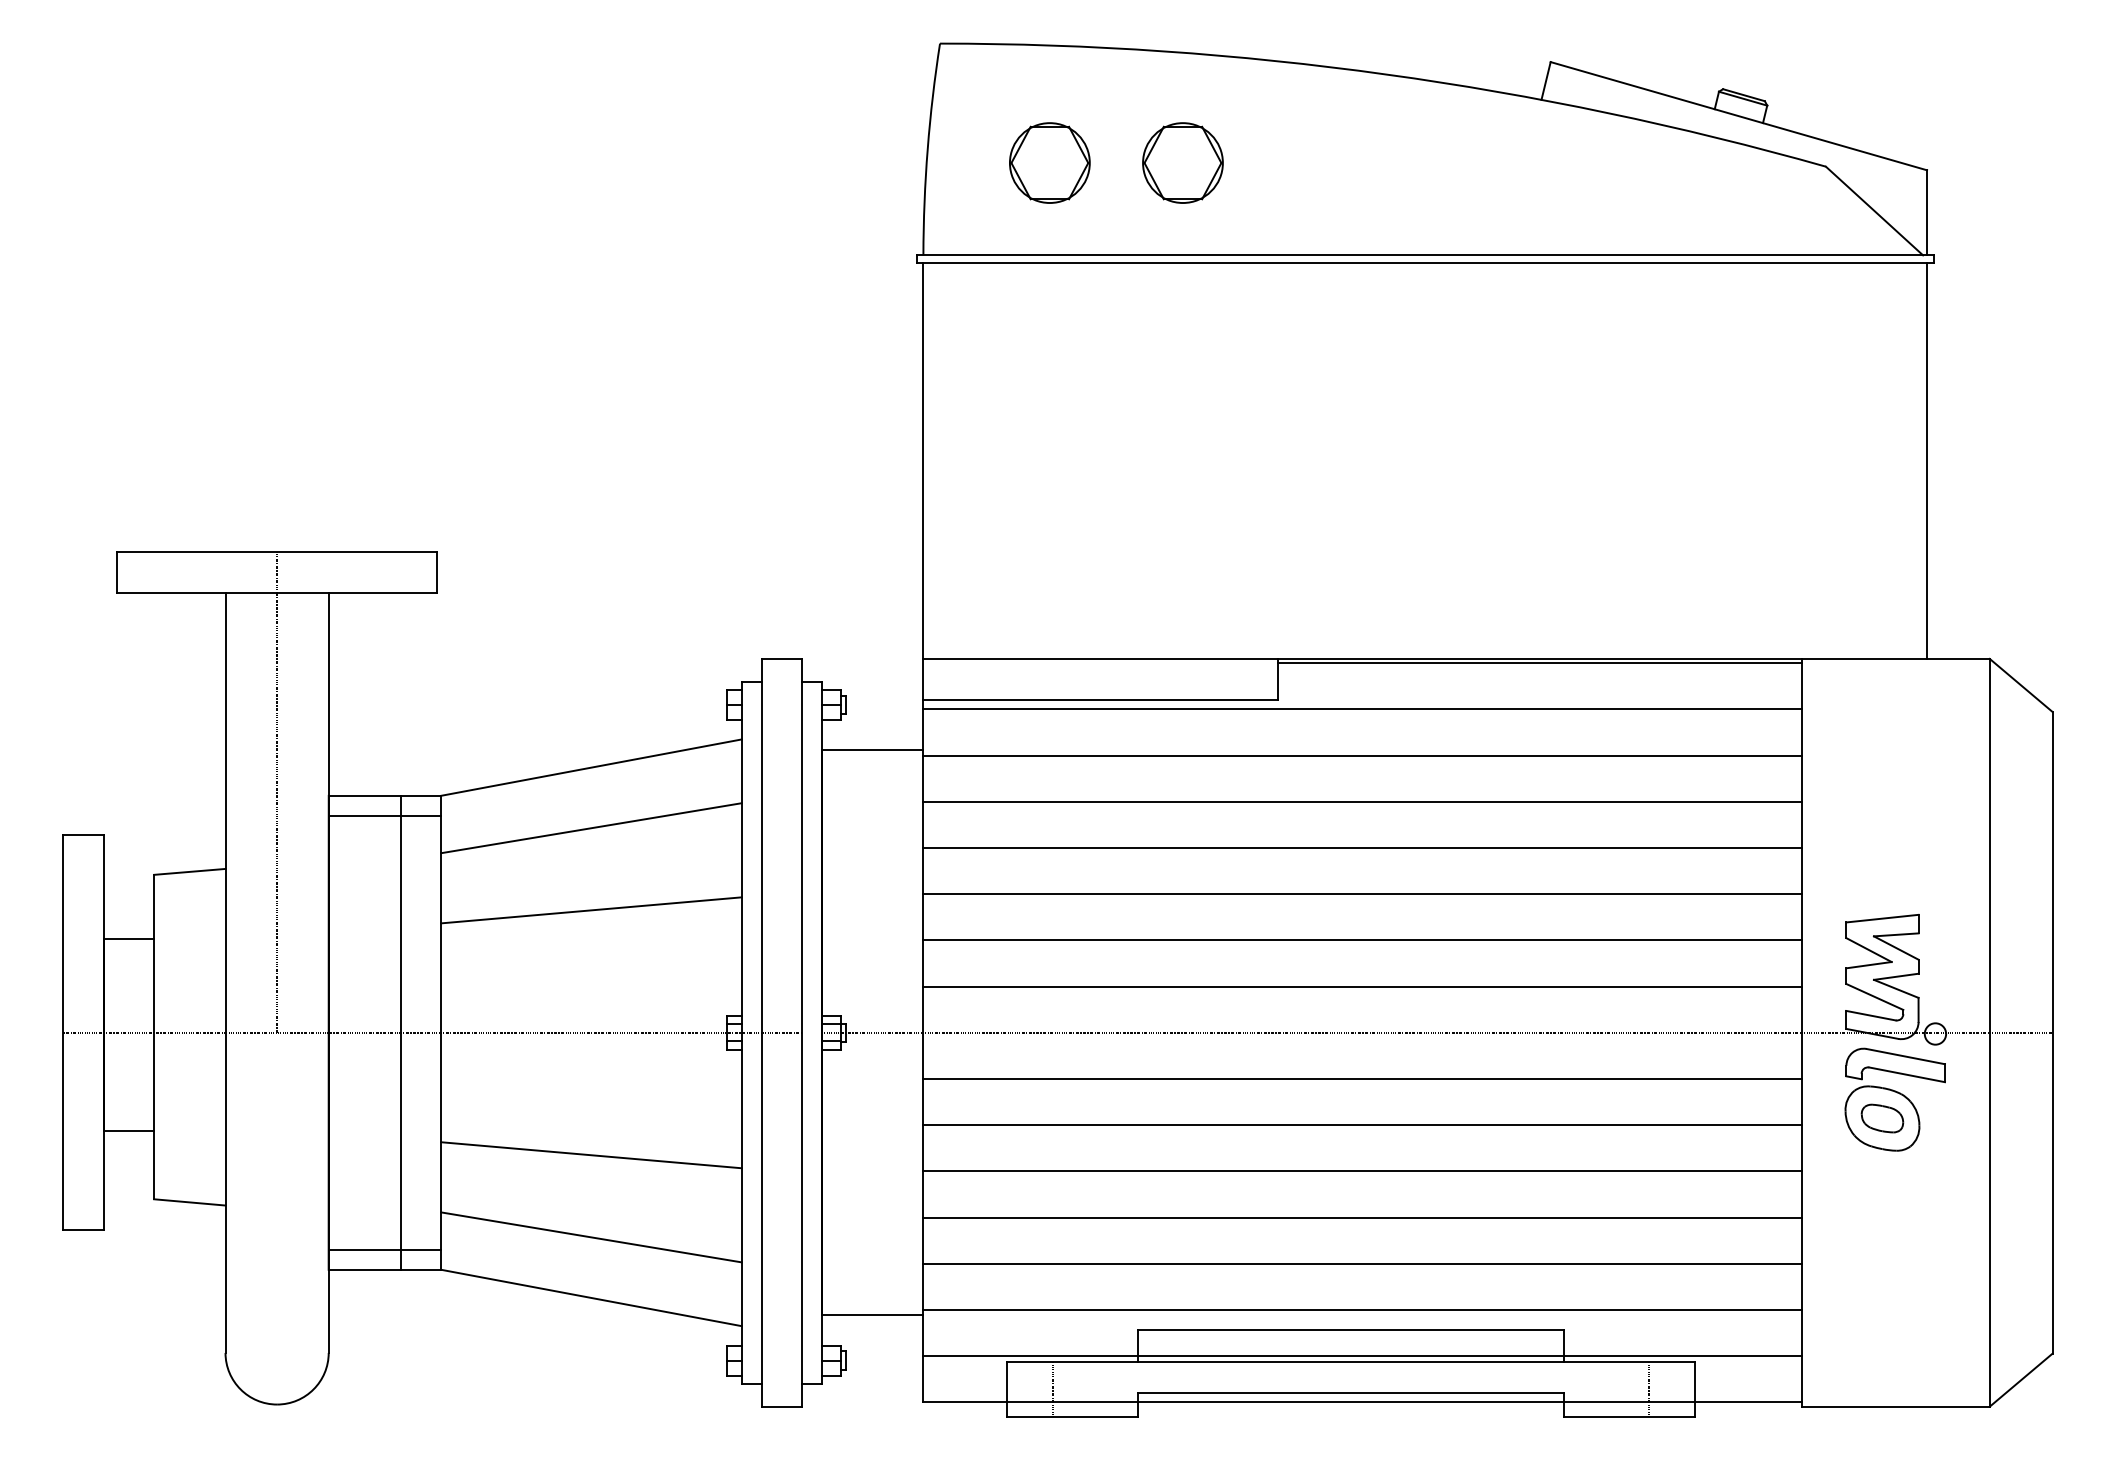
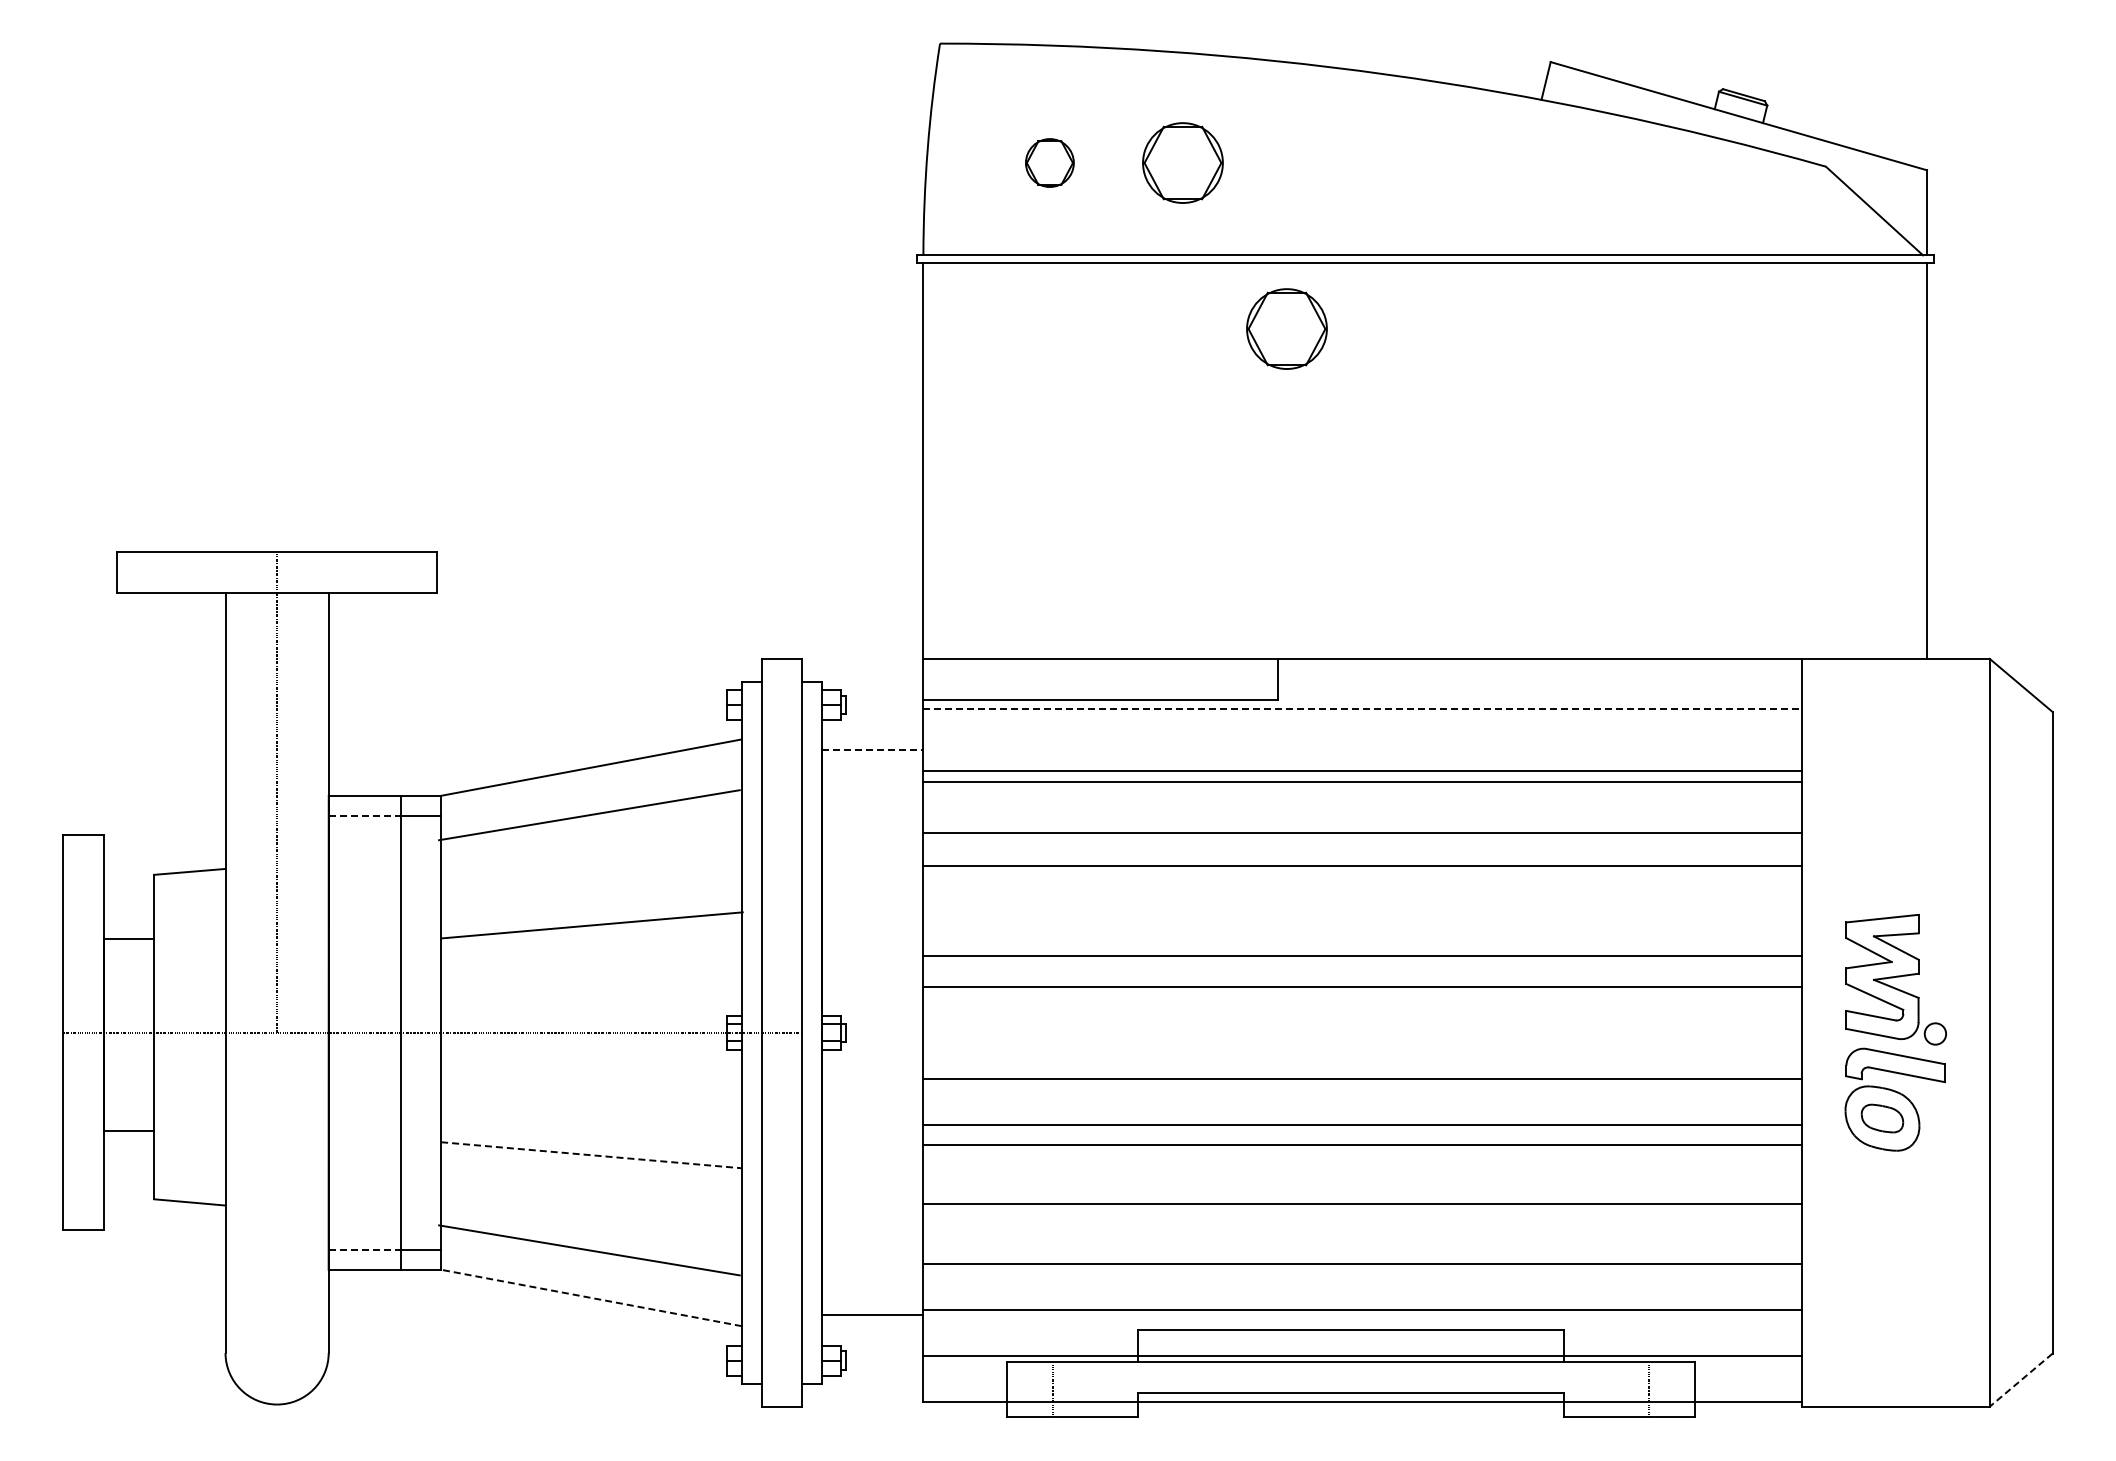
part size: 82x82 px -> 50x50 px (1049, 162)
part: none -> present (1286, 328)
line: present -> none (1539, 663)
line: solid -> dashed (1363, 709)
line: solid -> dashed (872, 750)
line position: (1362, 755) -> (1362, 770) (1362, 770)
line position: (1362, 801) -> (1362, 781) (1362, 781)
line: solid -> dashed (365, 816)
line position: (591, 828) -> (589, 815) (589, 815)
line position: (1362, 848) -> (1362, 833) (1362, 833)
line position: (1362, 894) -> (1362, 866) (1362, 866)
line position: (591, 910) -> (592, 925) (592, 925)
line position: (1362, 940) -> (1362, 956) (1362, 956)
line: present -> none (1436, 1032)
line: solid -> dashed (591, 1155)
line position: (1362, 1171) -> (1362, 1145) (1362, 1145)
line position: (1362, 1217) -> (1362, 1203) (1362, 1203)
line position: (591, 1237) -> (589, 1250) (589, 1250)
line: solid -> dashed (365, 1249)
line: solid -> dashed (591, 1297)
line: solid -> dashed (2020, 1380)
